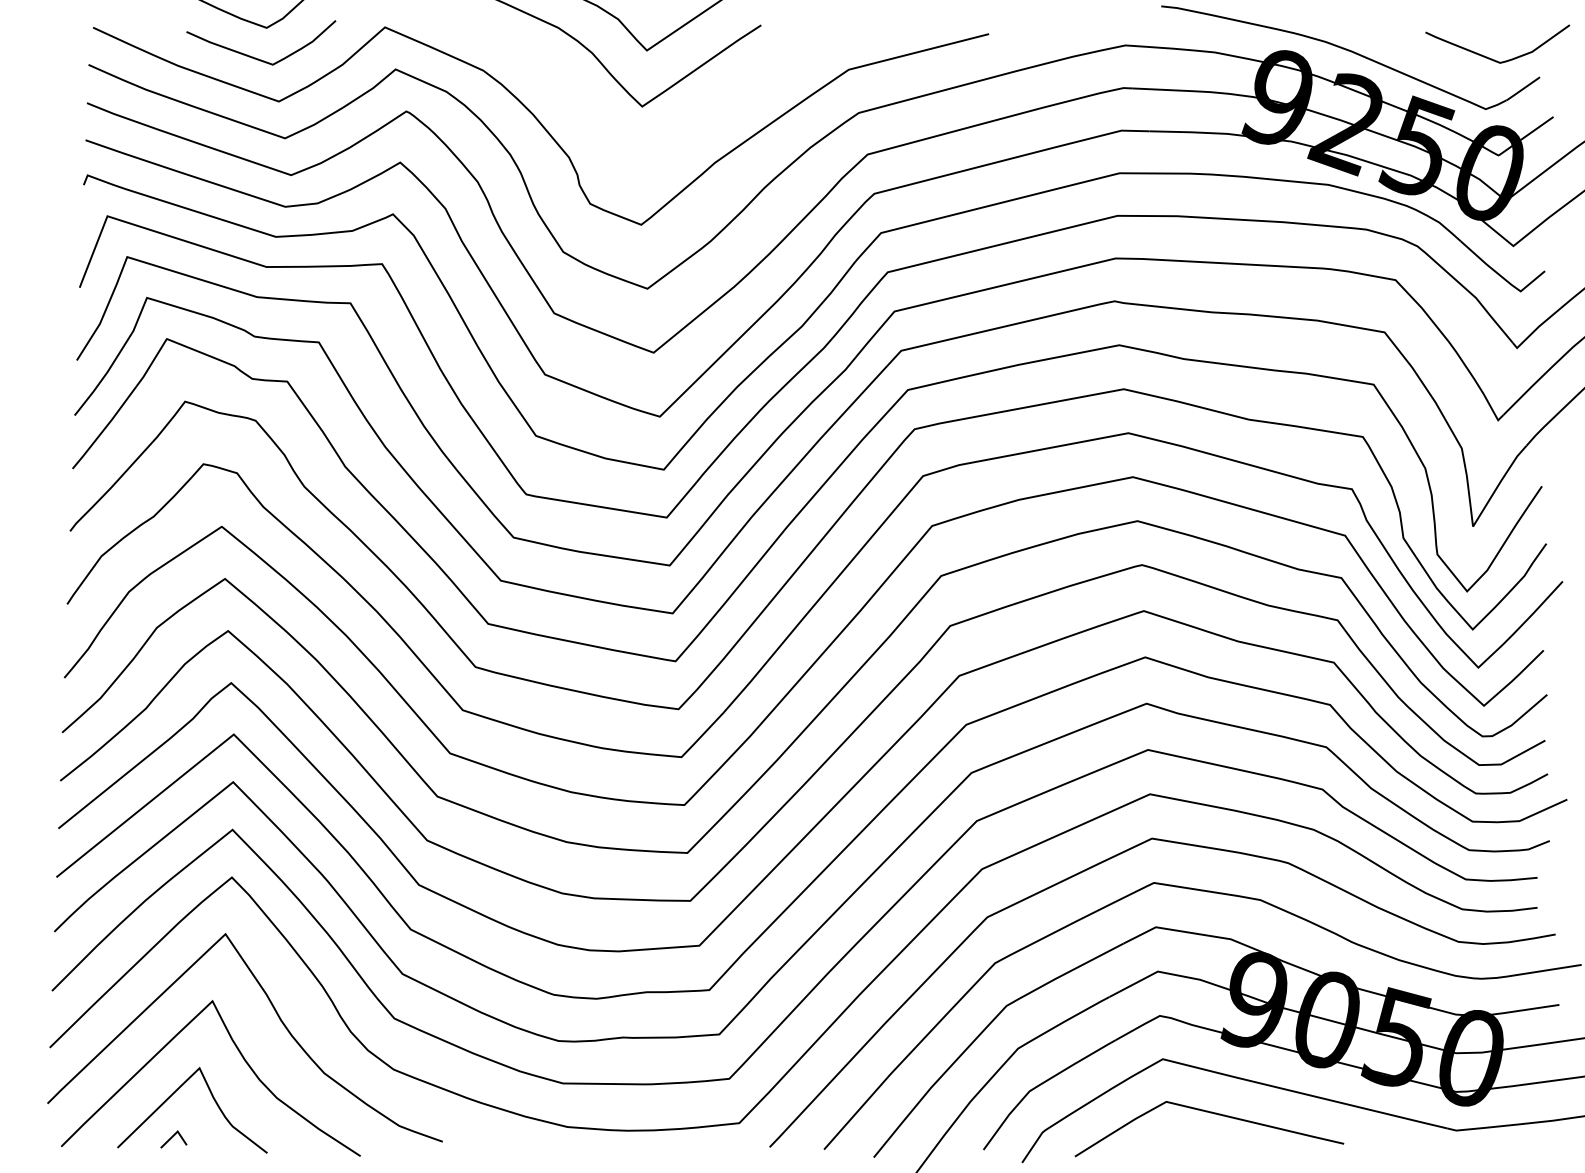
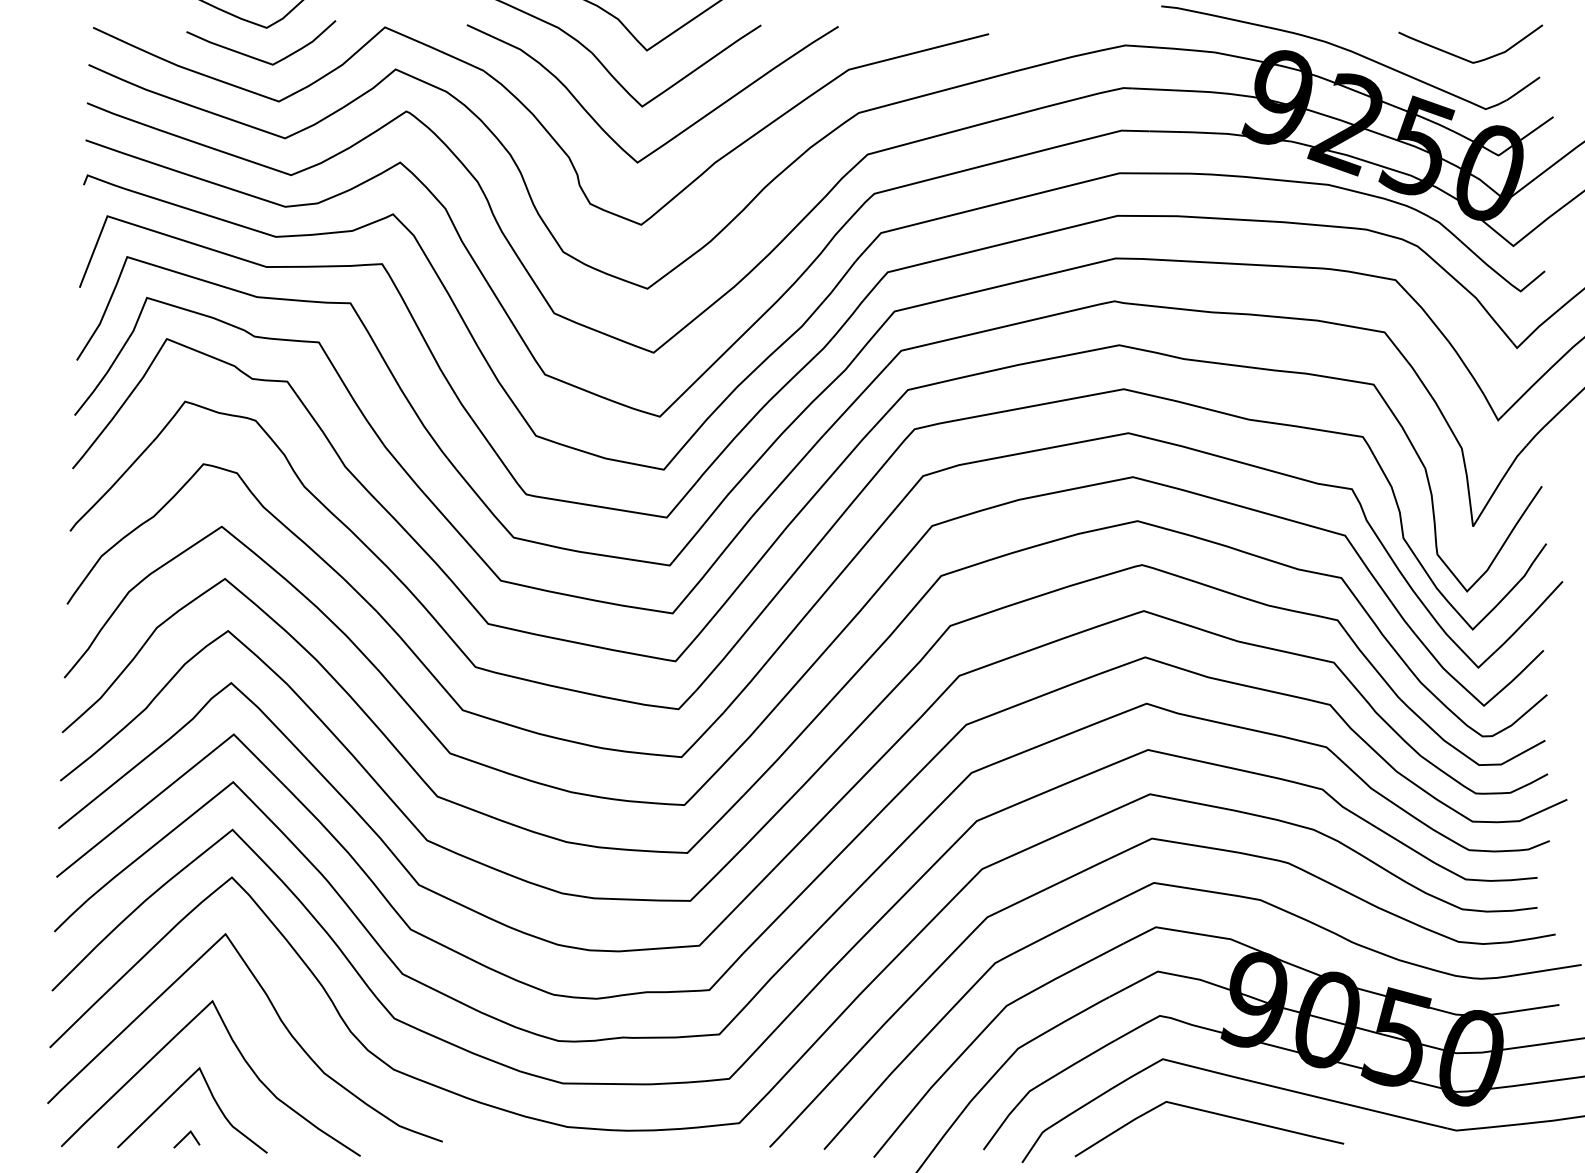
curve position: (1492, 58) -> (1465, 58) (1465, 58)
curve: none -> present (679, 132)
line position: (172, 1138) -> (185, 1138) (185, 1138)
